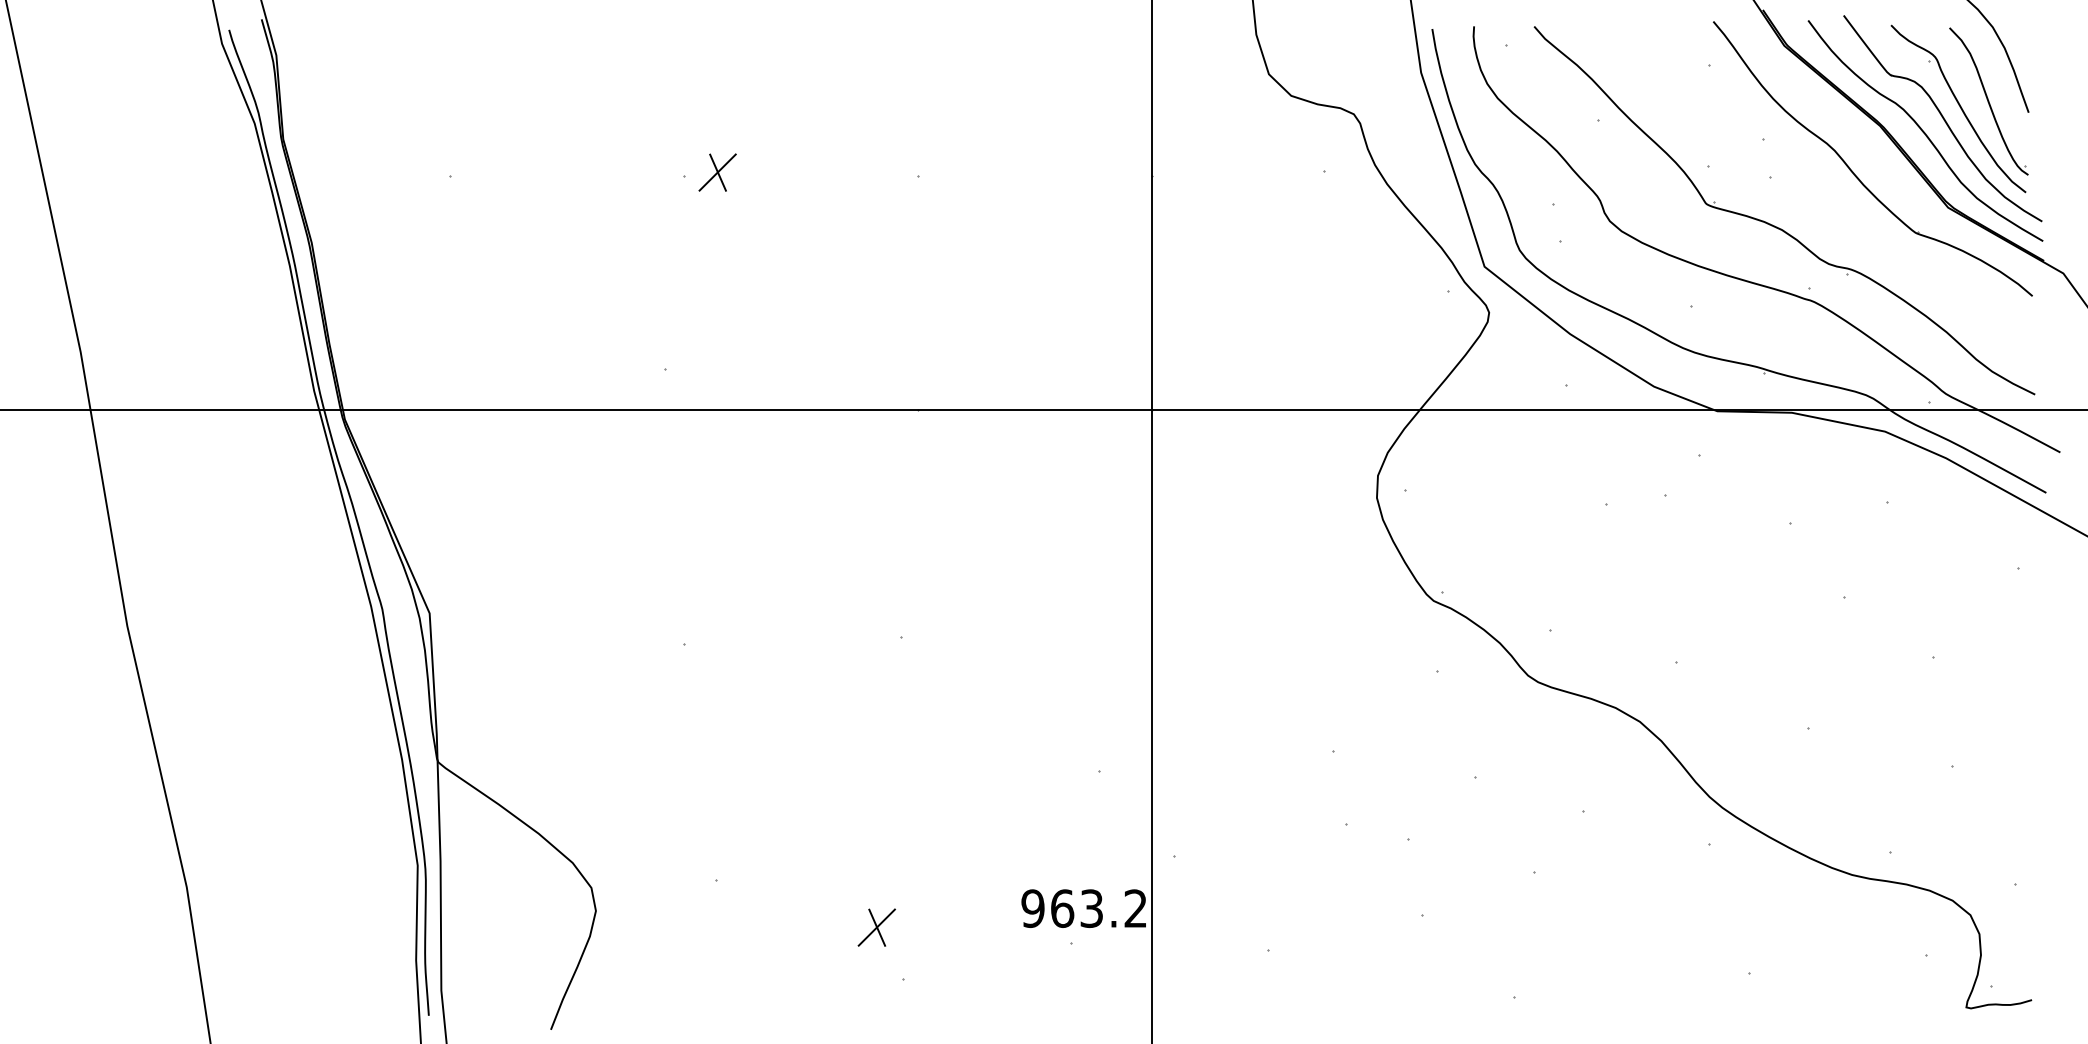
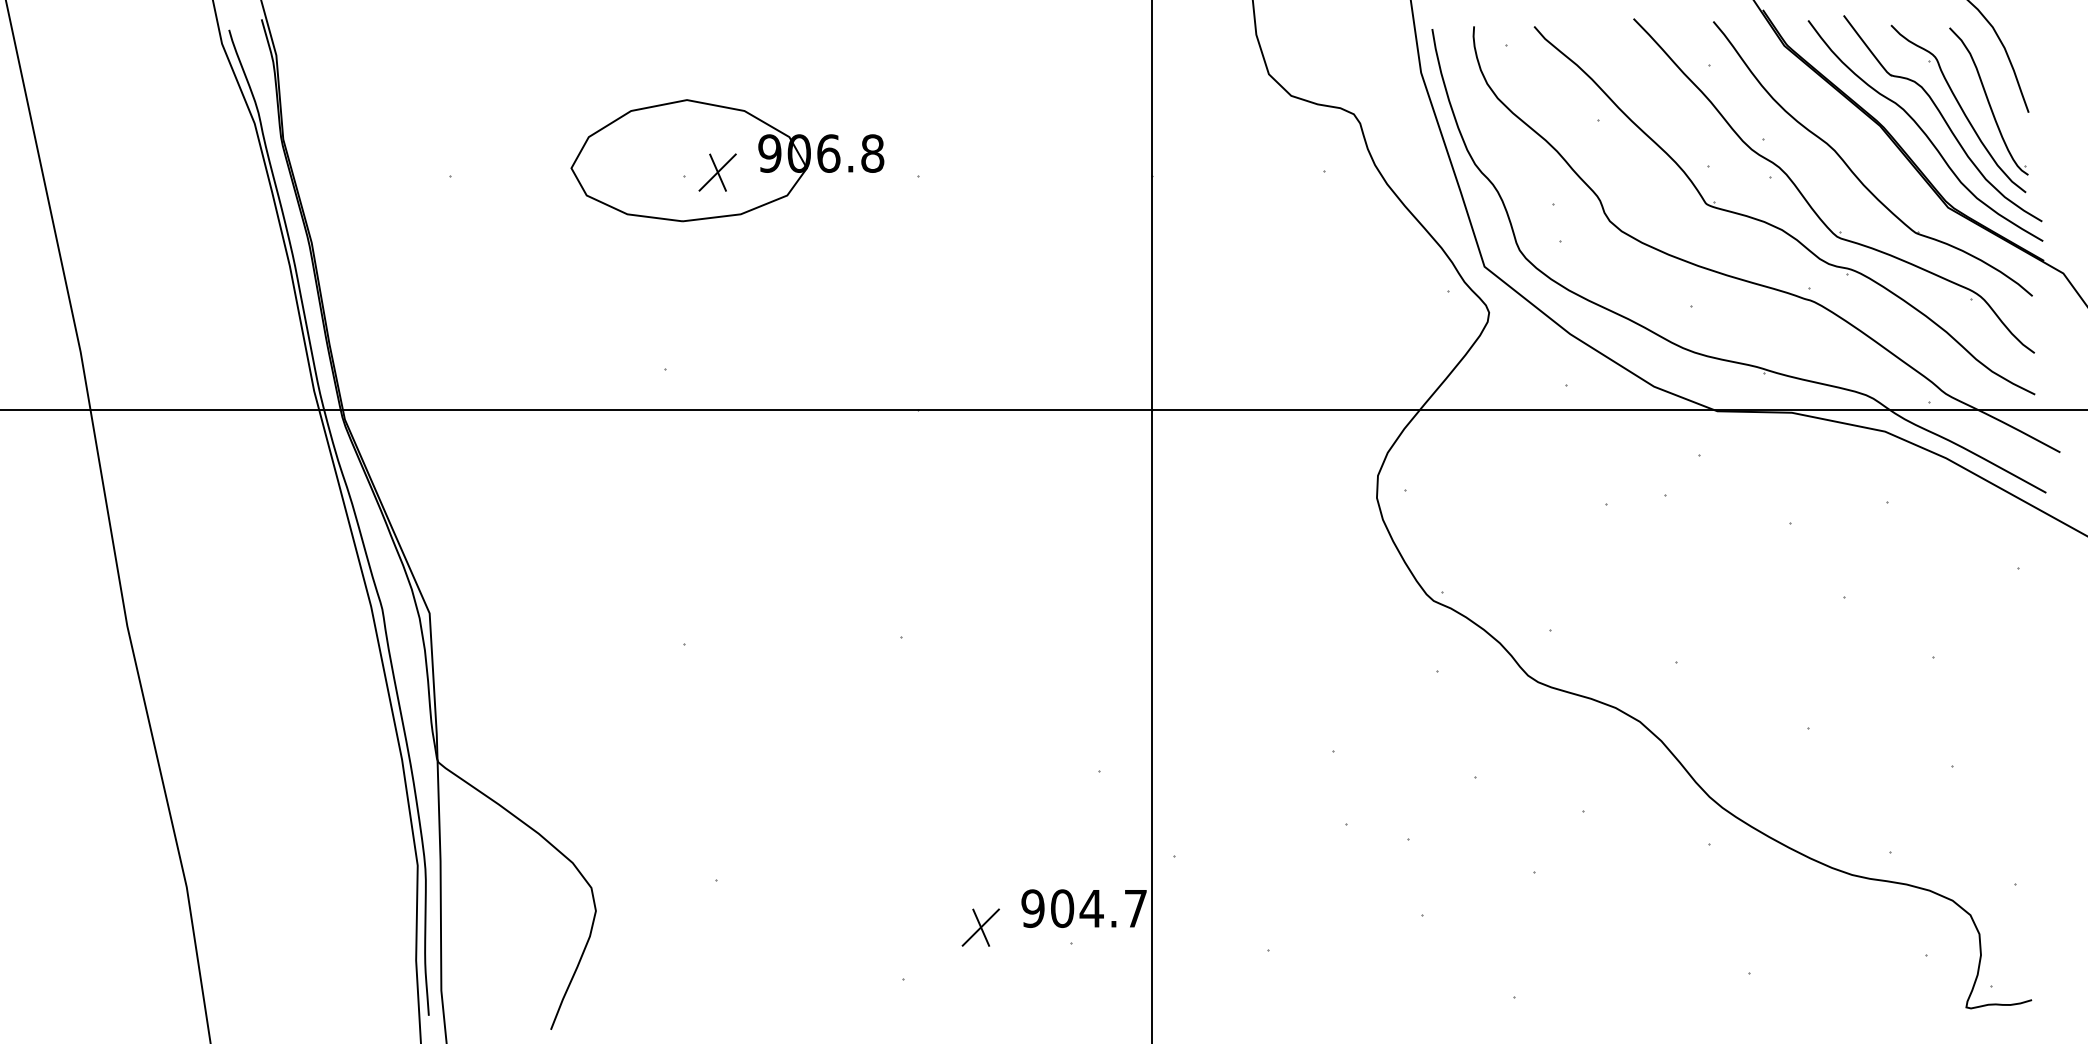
part: none -> present (727, 160)
part: none -> present (1810, 204)
text: 963.2 -> 904.7 (1098, 908)
part position: (876, 927) -> (980, 927) (980, 927)
